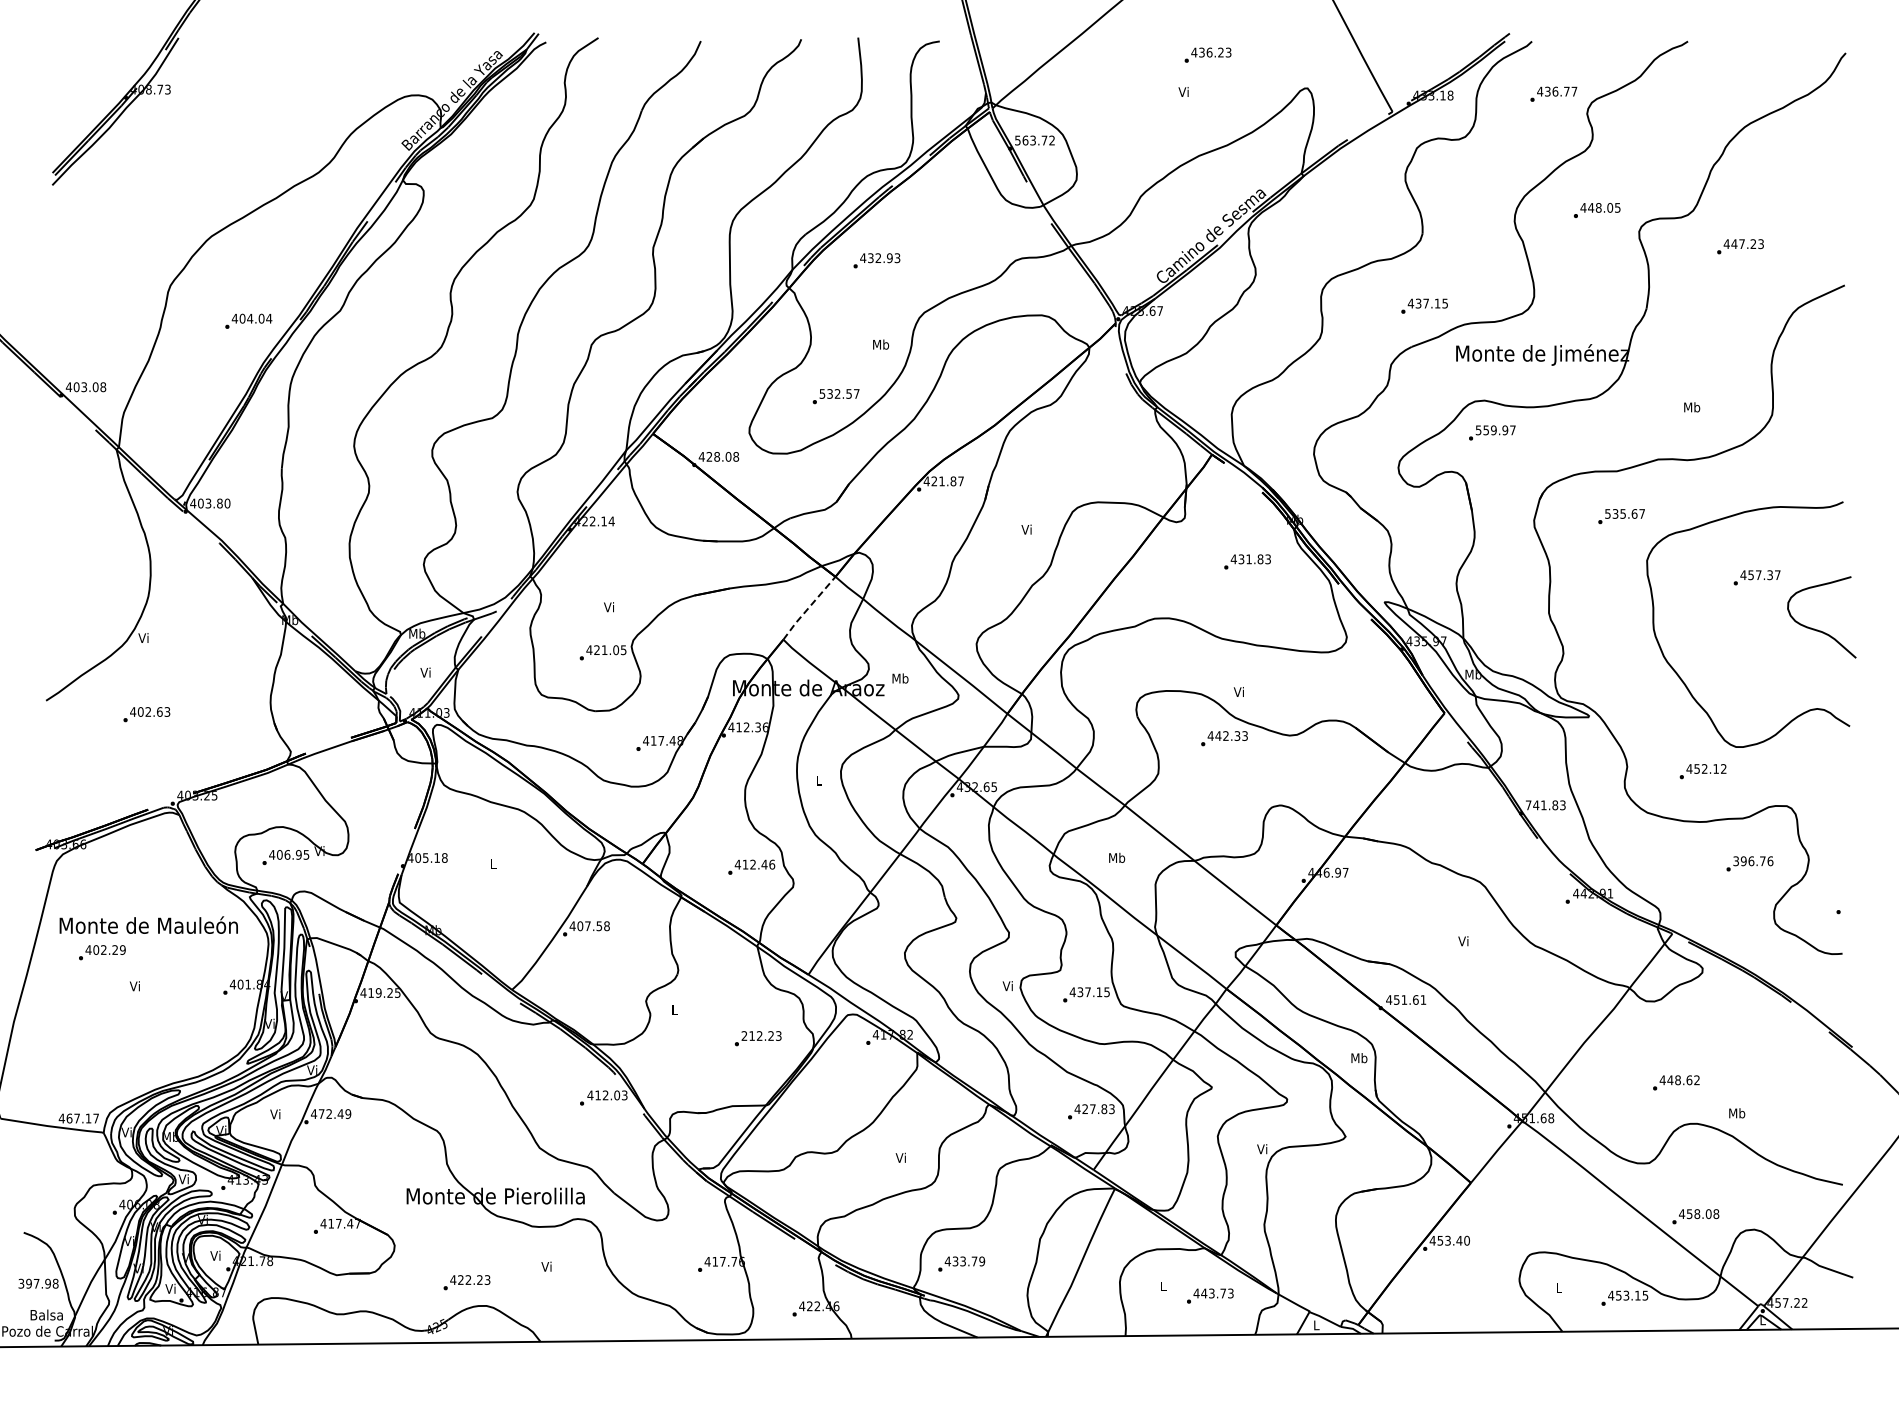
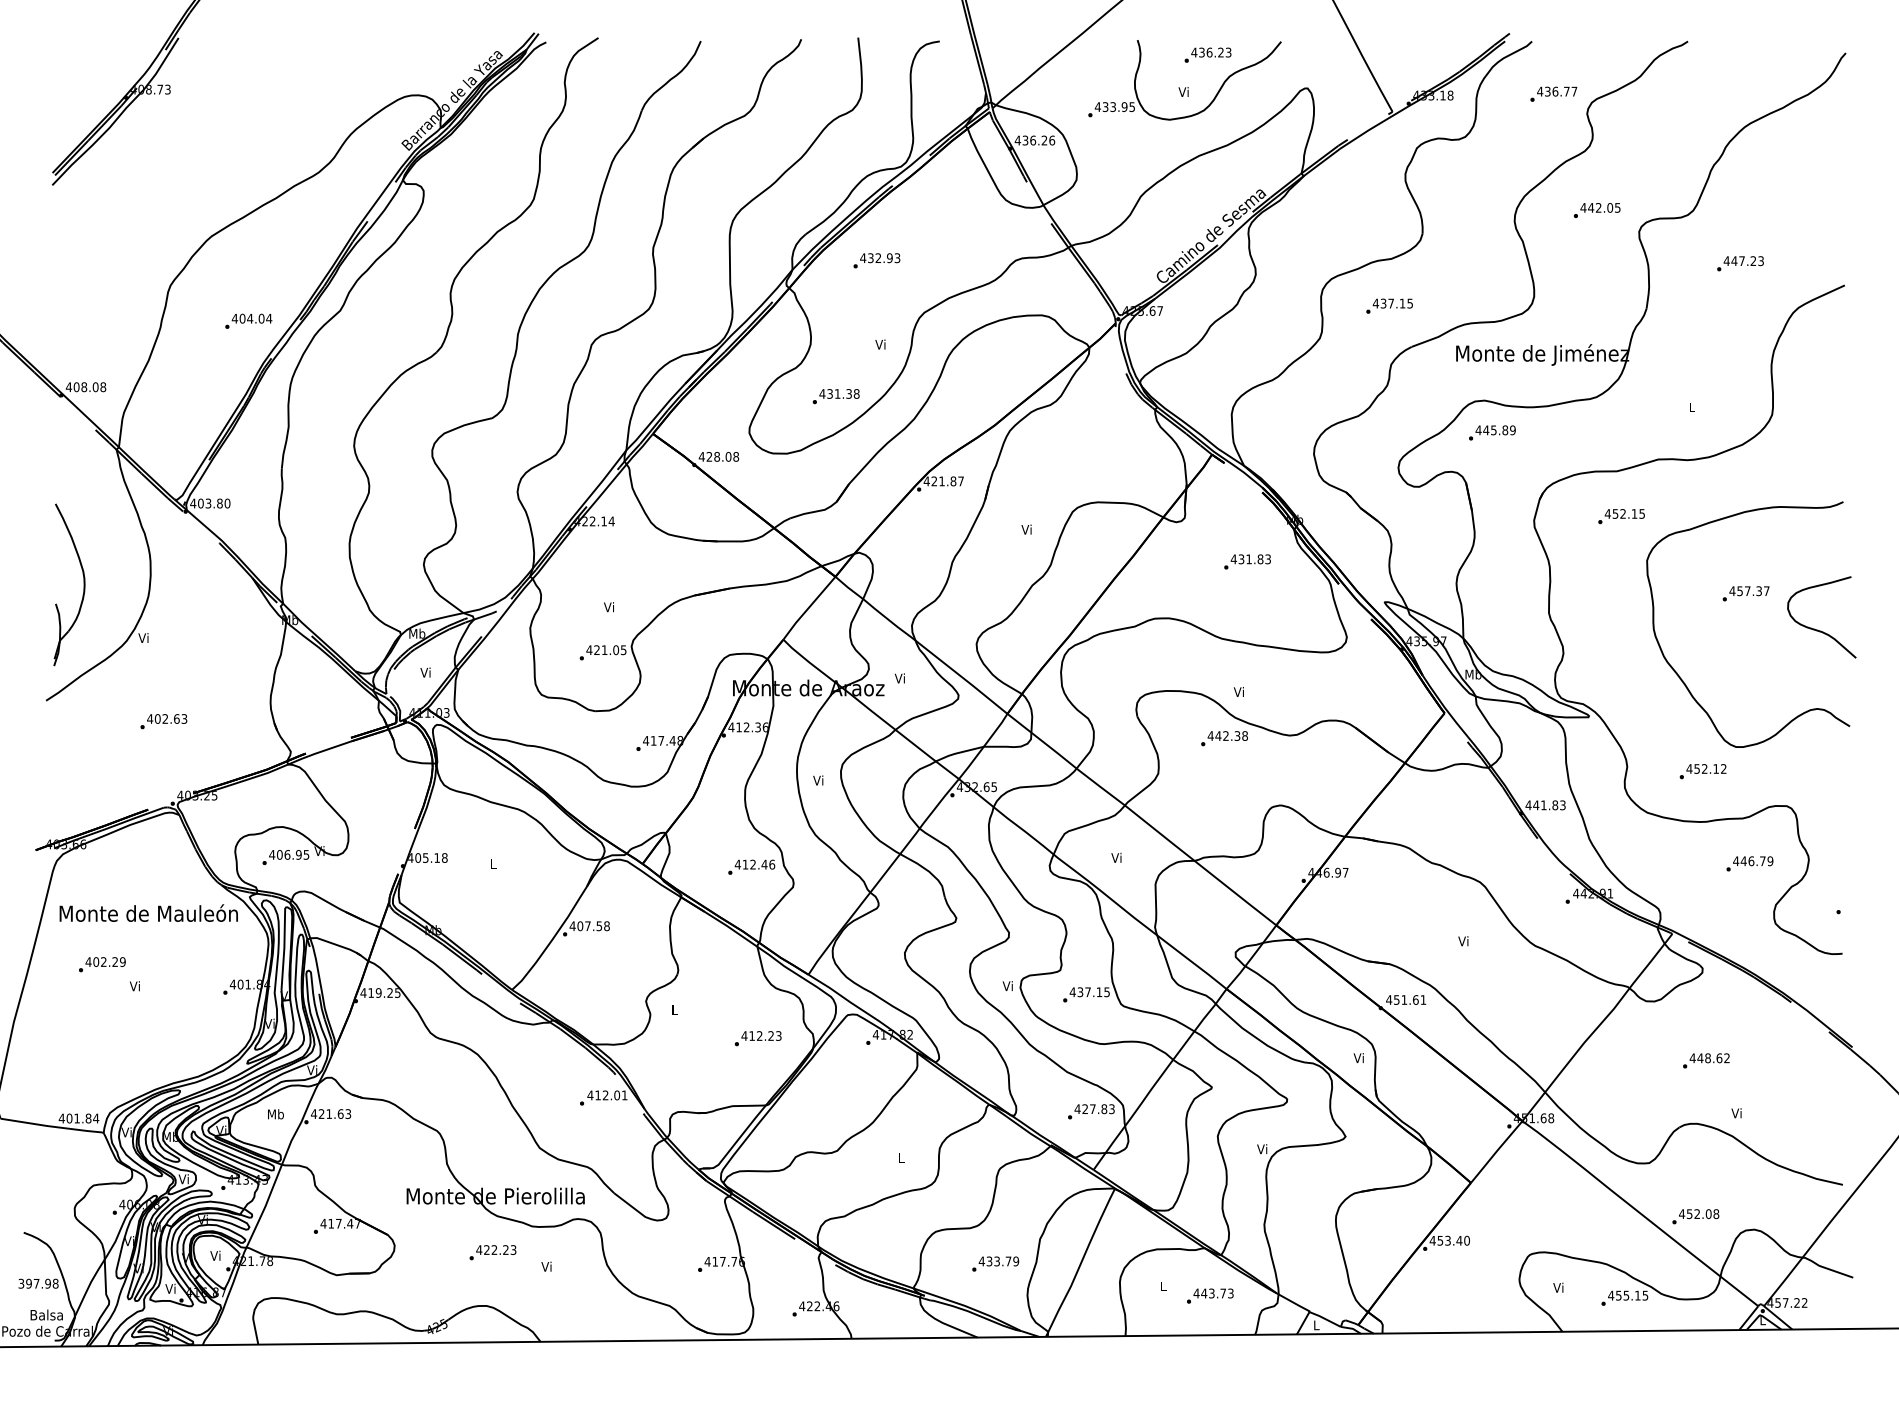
part: none -> present (1209, 103)
text: 563.72 -> 436.26 (1034, 140)
text: 448.05 -> 442.05 (1598, 207)
text position: (1740, 246) -> (1740, 263) (1740, 263)
text position: (1424, 305) -> (1389, 305) (1389, 305)
text: Mb -> Vi (881, 344)
text: 403.08 -> 408.08 (84, 387)
text: 532.57 -> 431.38 (839, 393)
text: Mb -> L (1692, 407)
text: 559.97 -> 445.89 (1495, 430)
text: 535.67 -> 452.15 (1624, 513)
text position: (1756, 577) -> (1745, 593) (1745, 593)
part: none -> present (83, 584)
line: dashed -> solid (808, 607)
text: Mb -> Vi (900, 678)
text position: (146, 714) -> (163, 721) (163, 721)
text: 442.33 -> 442.38 (1244, 735)
text: L -> Vi (818, 780)
text: 741.83 -> 441.83 (1528, 805)
text: Mb -> Vi (1117, 857)
text: 396.76 -> 446.79 (1753, 861)
text position: (148, 924) -> (148, 912) (148, 912)
text position: (102, 952) -> (102, 964) (102, 964)
text: 212.23 -> 412.23 (744, 1035)
text: Mb -> Vi (1359, 1058)
text position: (1676, 1082) -> (1706, 1060) (1706, 1060)
text: 412.03 -> 412.01 (624, 1095)
text: 472.49 -> 421.63 (334, 1113)
text: Mb -> Vi (1737, 1113)
text: Vi -> Mb (275, 1114)
text: 467.17 -> 401.84 (82, 1118)
text: Vi -> L (900, 1157)
text: 458.08 -> 452.08 (1697, 1214)
text position: (961, 1263) -> (995, 1263) (995, 1263)
text position: (466, 1282) -> (492, 1252) (492, 1252)
text: L -> Vi (1558, 1287)
text: 453.15 -> 455.15 (1626, 1294)
